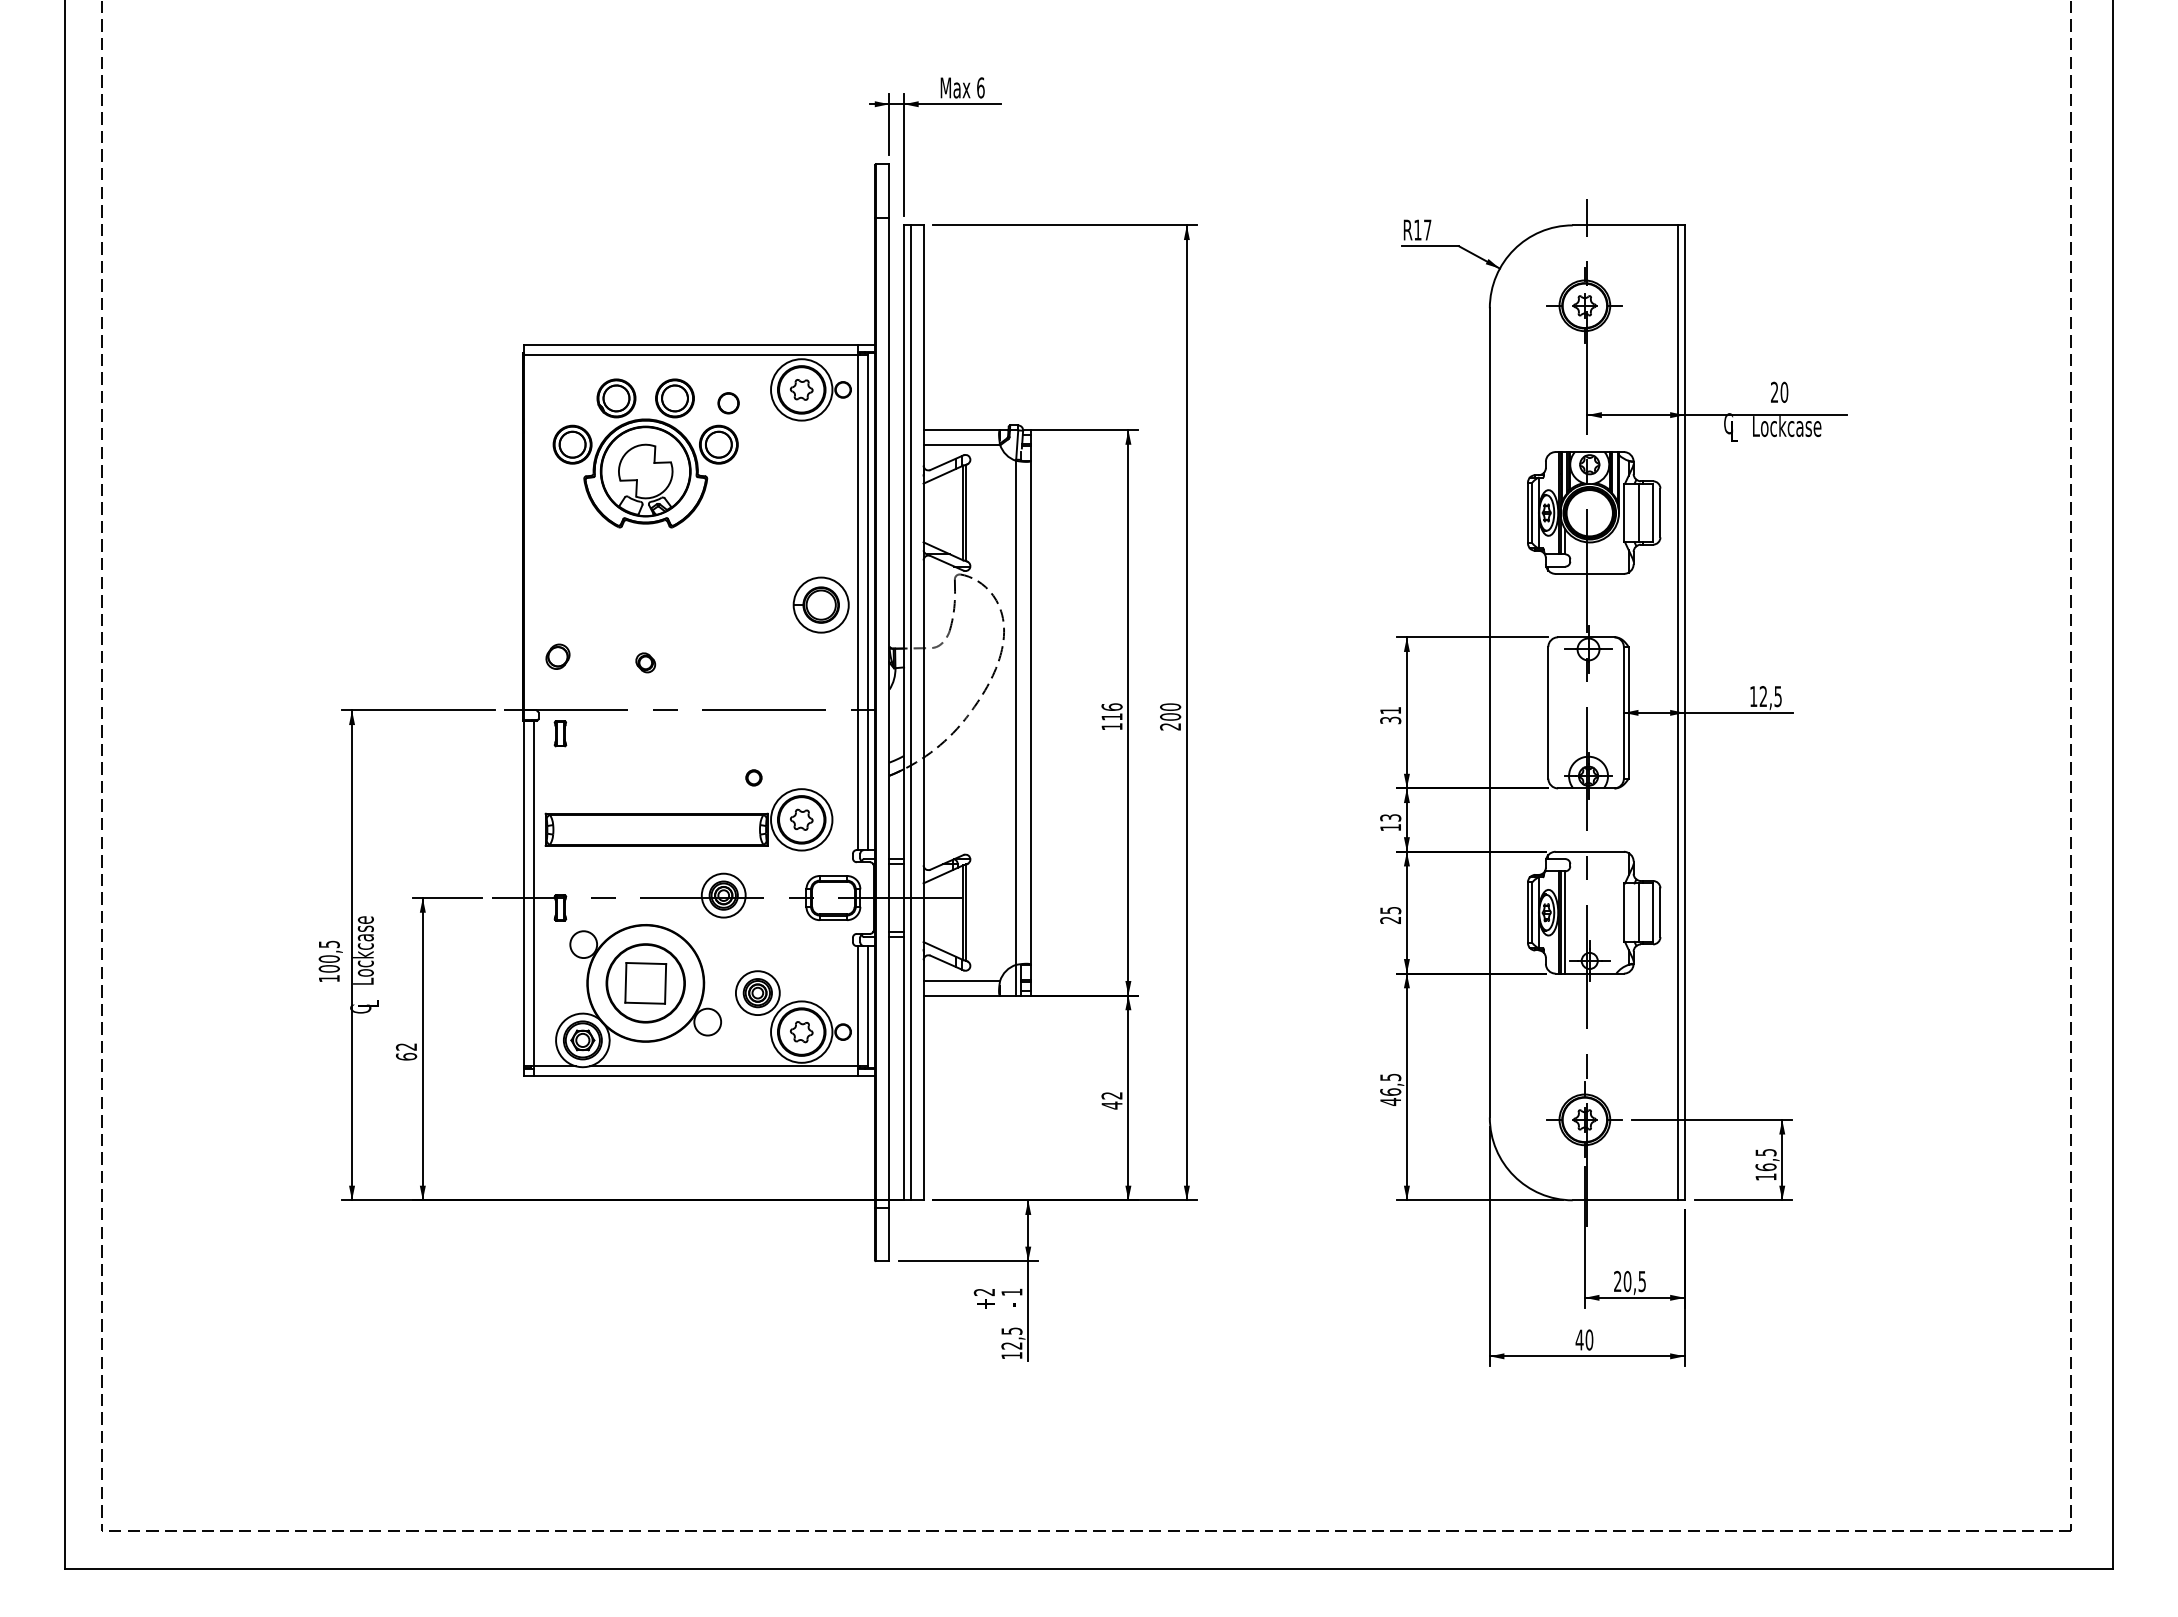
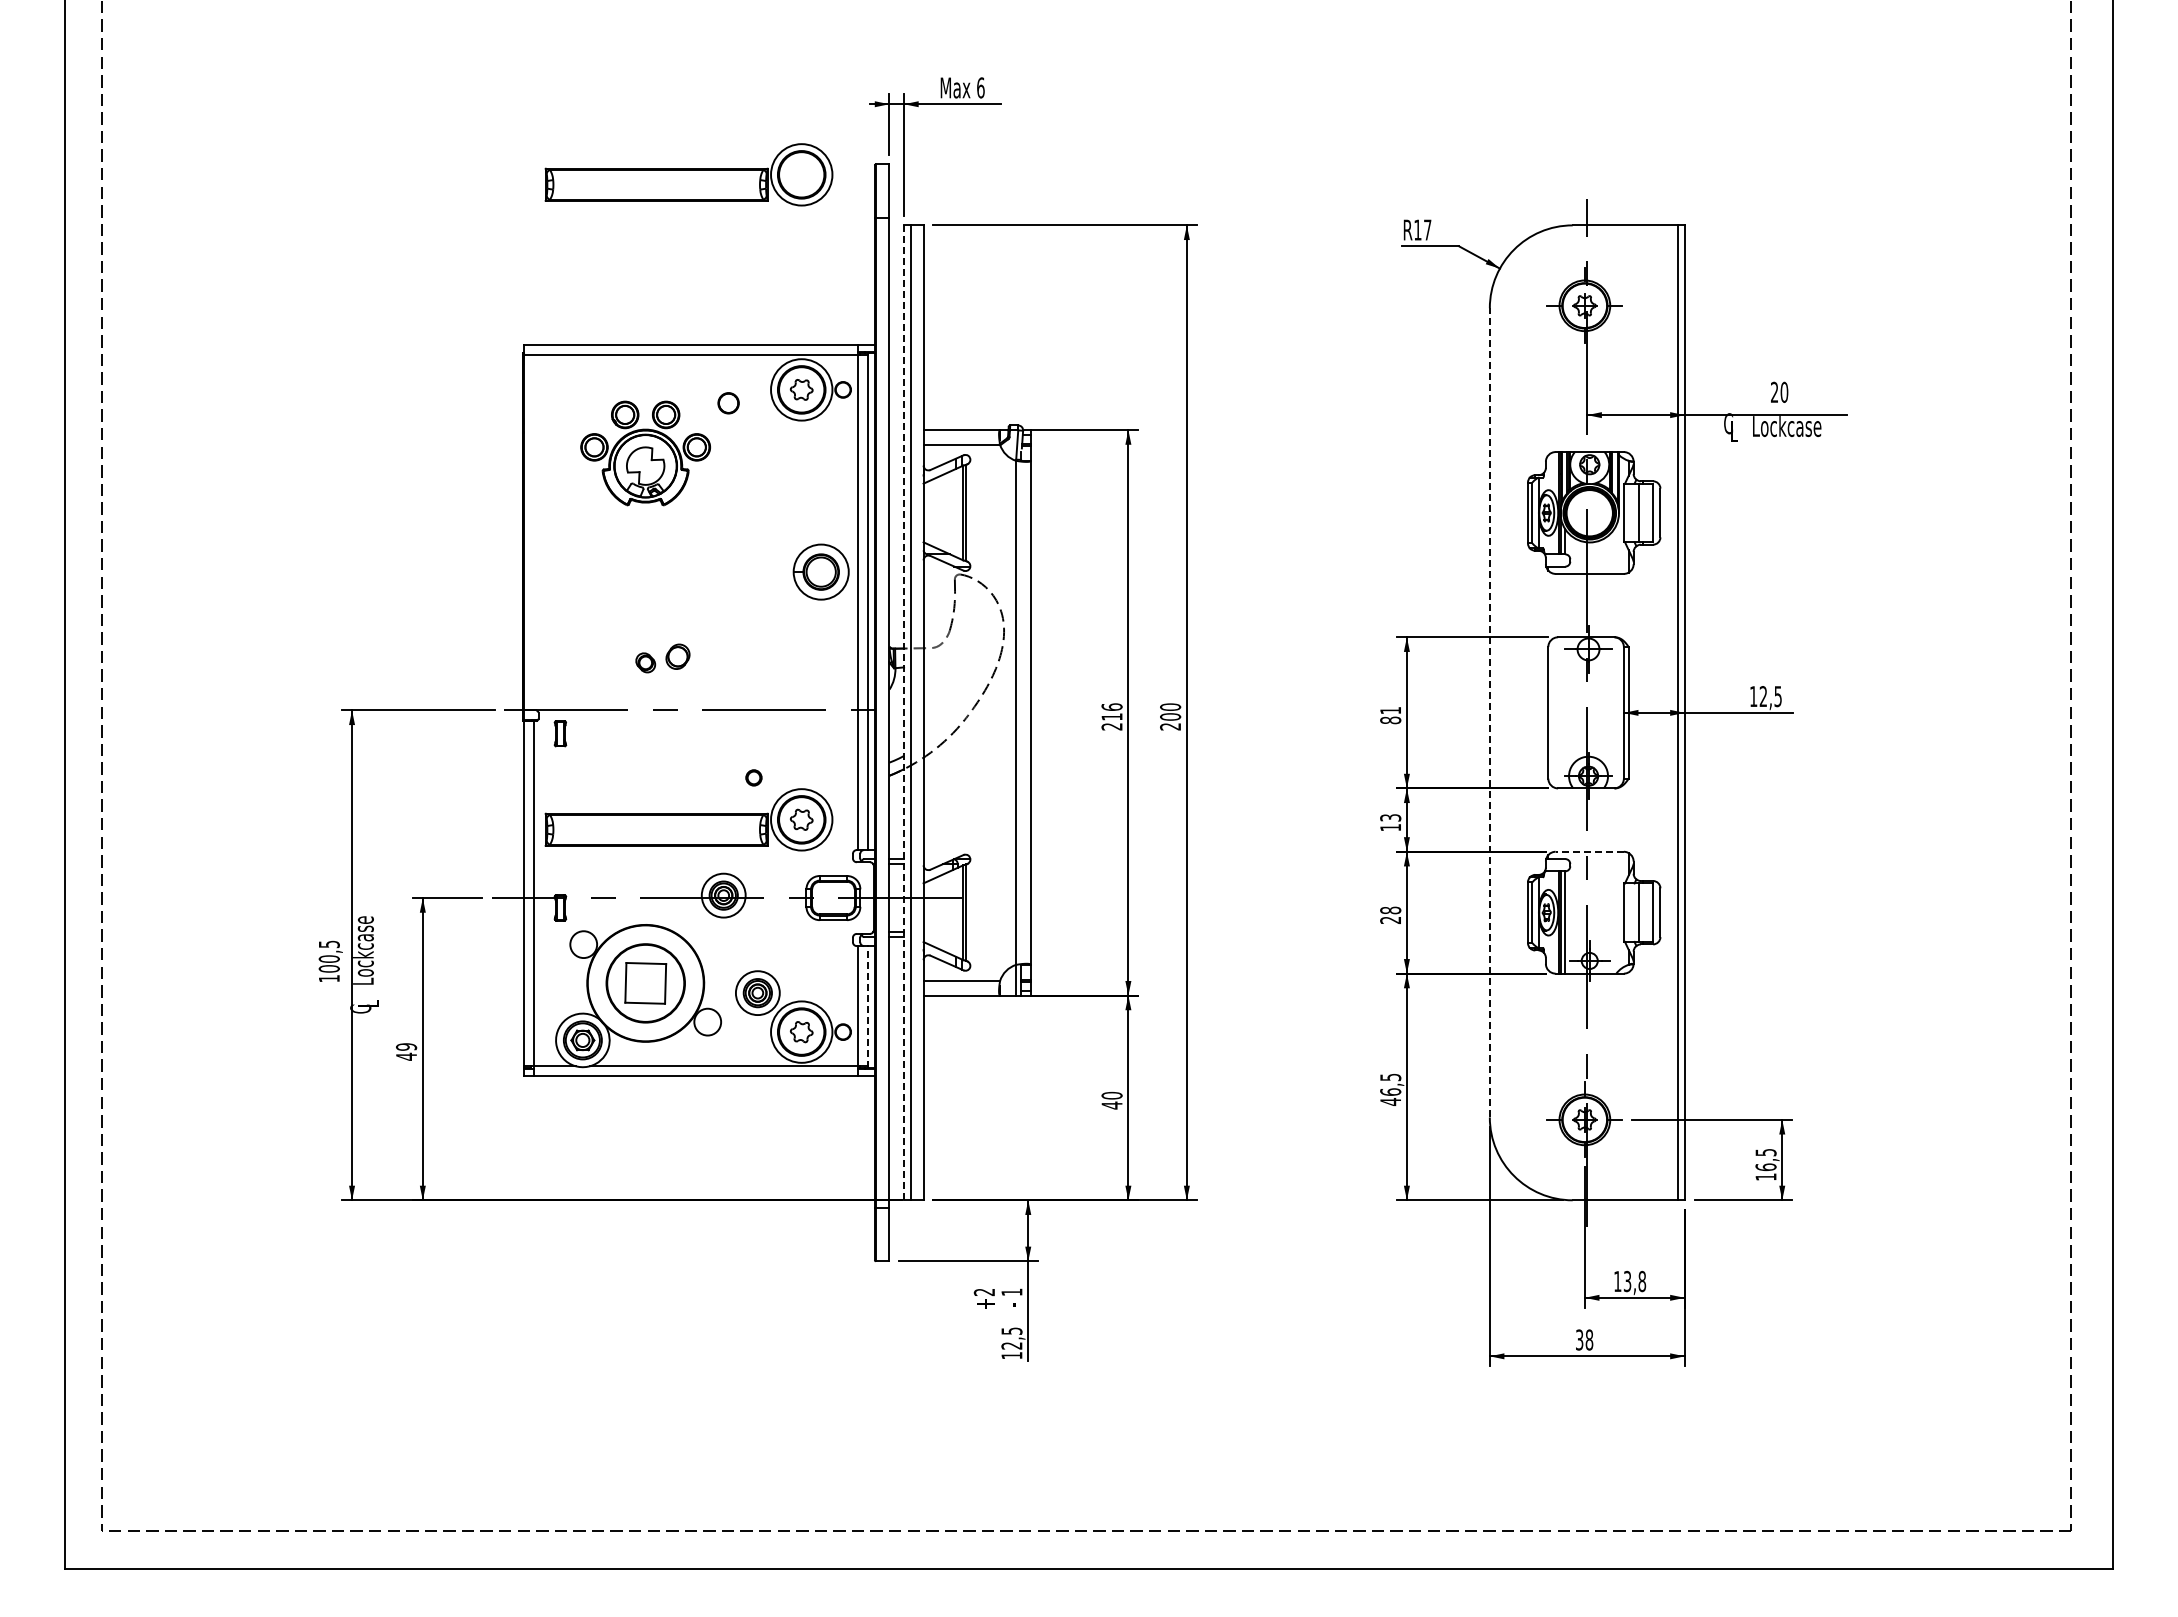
part: none -> present (688, 174)
part size: 187x151 px -> 131x107 px (645, 453)
part position: (820, 604) -> (820, 571) (820, 571)
part position: (557, 656) -> (677, 656) (677, 656)
line: solid -> dashed (904, 712)
line: solid -> dashed (1489, 712)
text: 31 -> 81 (1390, 720)
text: 116 -> 216 (1111, 726)
line: solid -> dashed (1589, 851)
text: 25 -> 28 (1390, 910)
line: solid -> dashed (867, 1006)
text: 62 -> 49 (406, 1051)
text: 42 -> 40 (1111, 1095)
text: 20,5 -> 13,8 (1630, 1281)
text: 40 -> 38 (1584, 1339)
